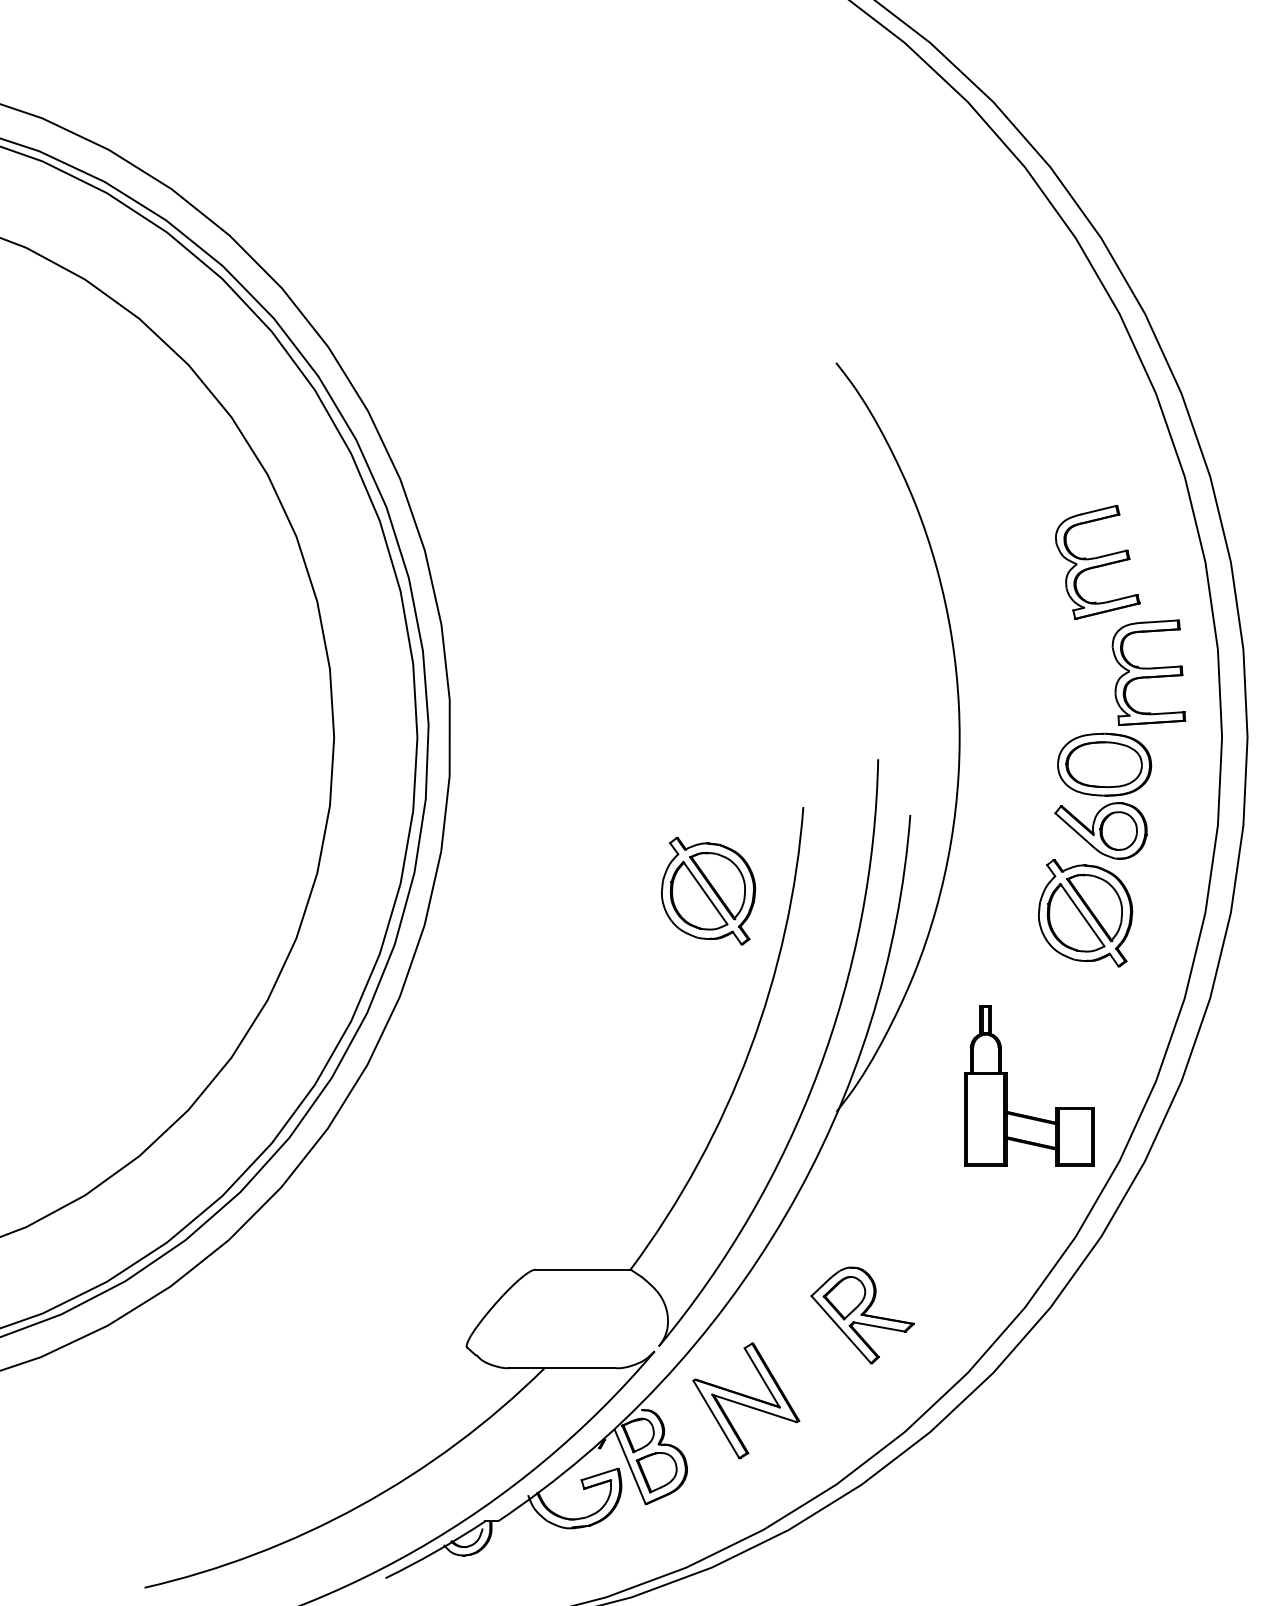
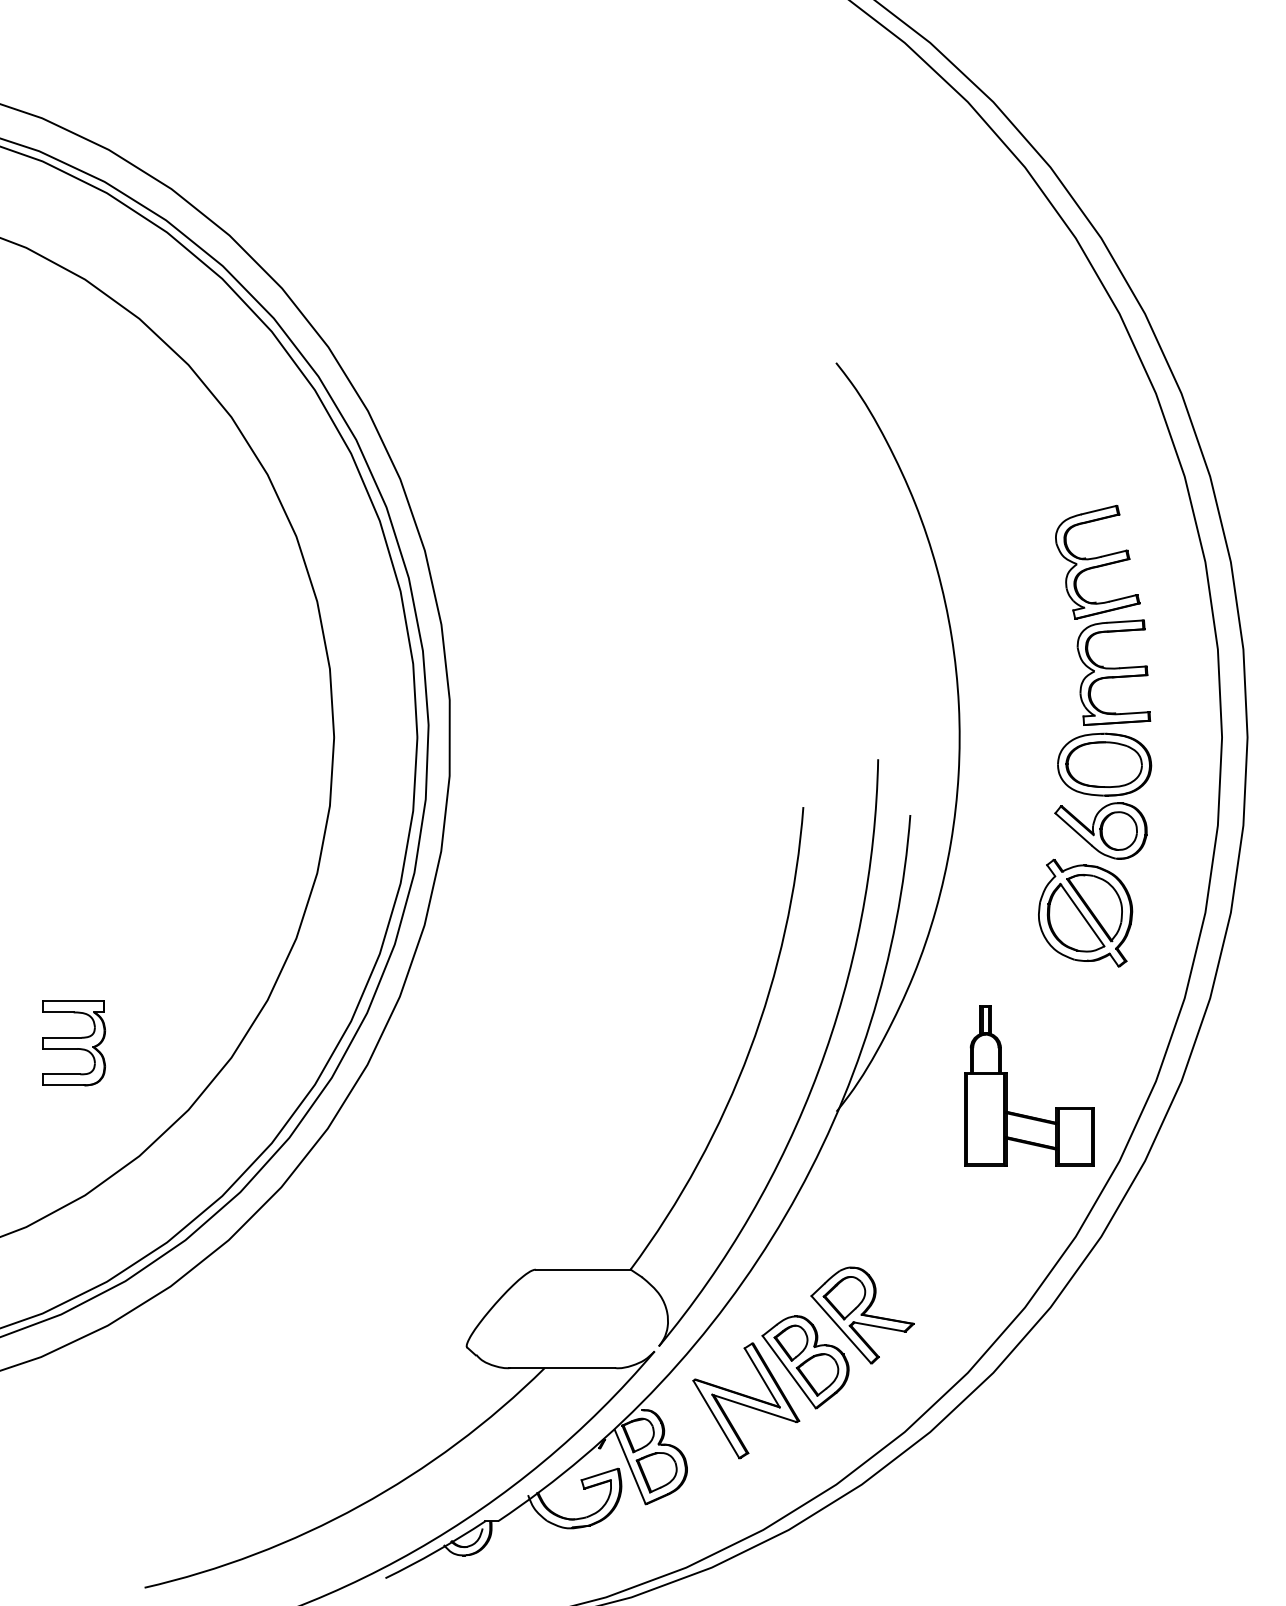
part position: (1148, 672) -> (1113, 672) (1113, 672)
part: present -> none (708, 890)
part: none -> present (74, 1043)
part: none -> present (805, 1362)
